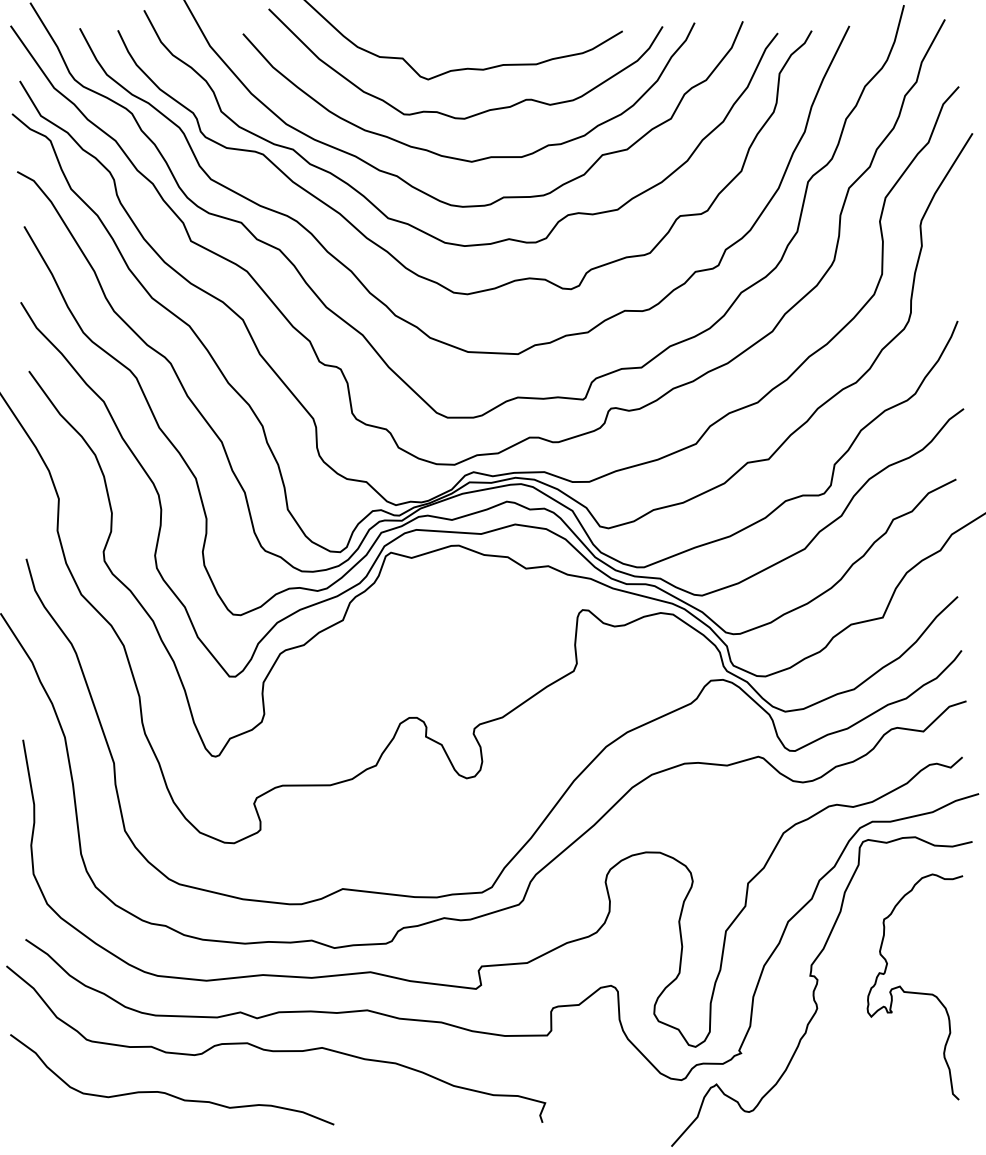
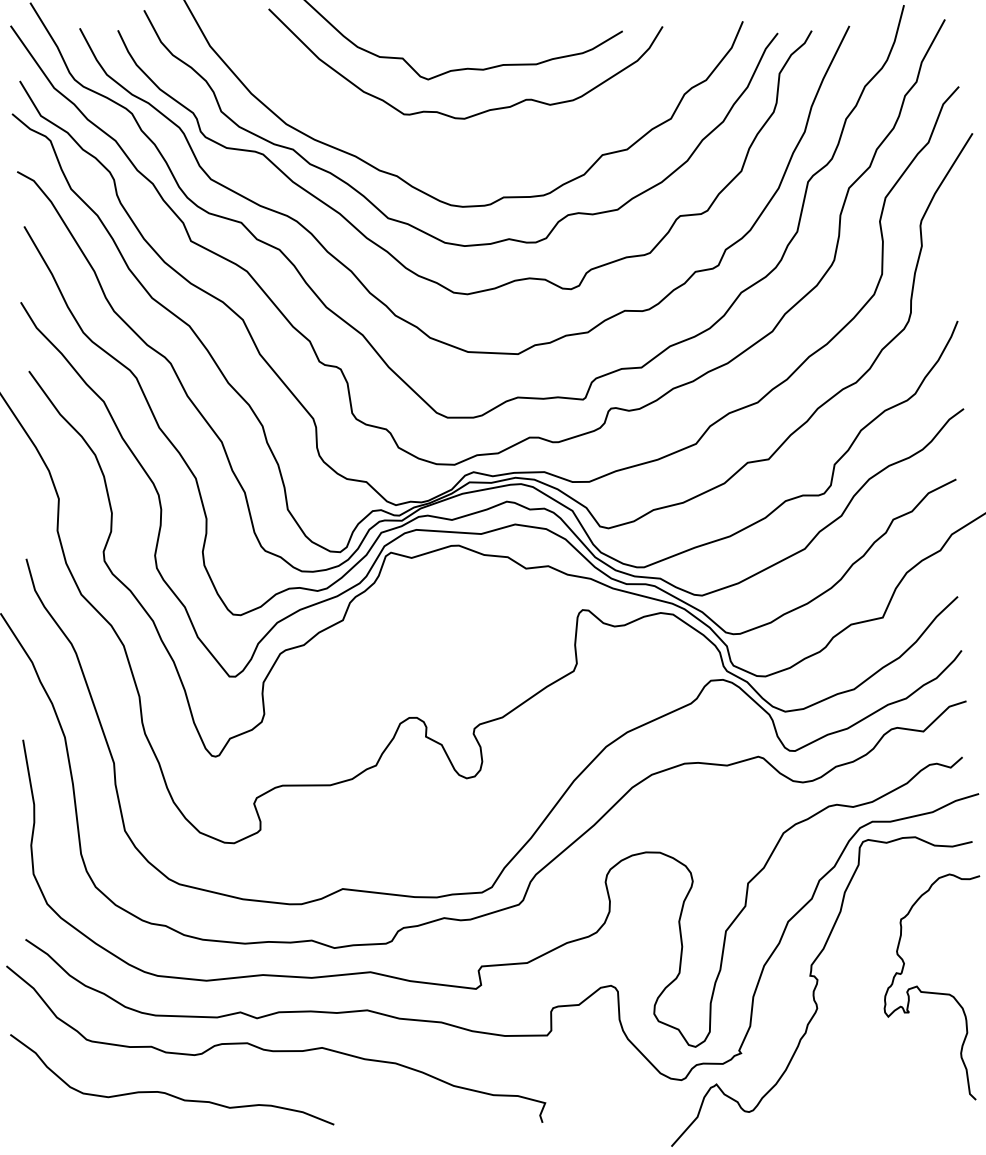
curve: present -> none (456, 157)
curve position: (912, 991) -> (929, 991) (929, 991)
